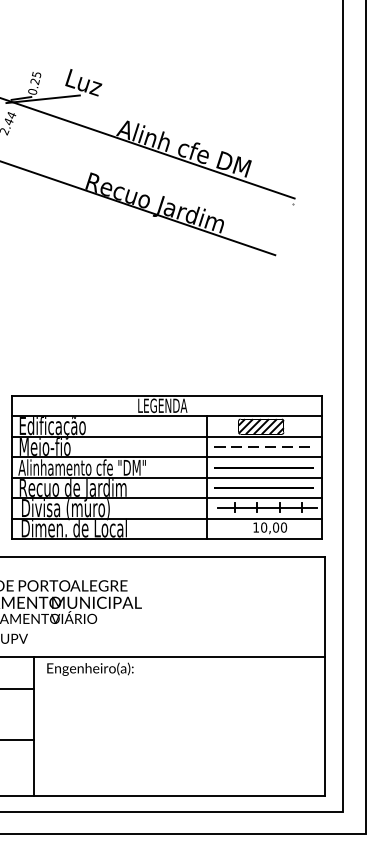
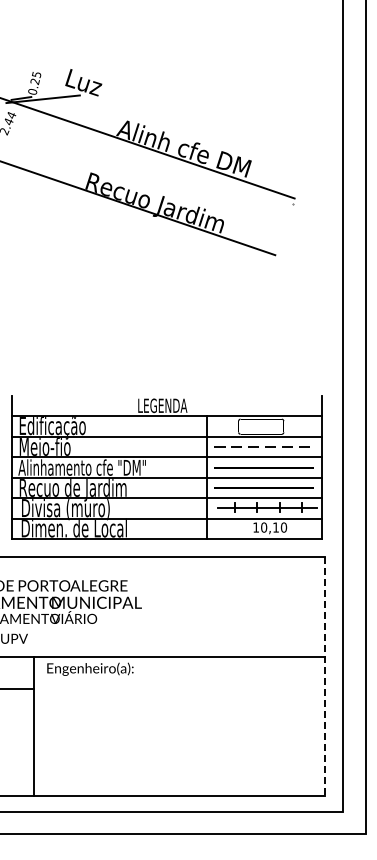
line: present -> none (166, 395)
hatch: present -> none (260, 426)
text: 10,00 -> 10,10 (276, 527)
line: solid -> dashed (325, 676)
line: present -> none (18, 739)
